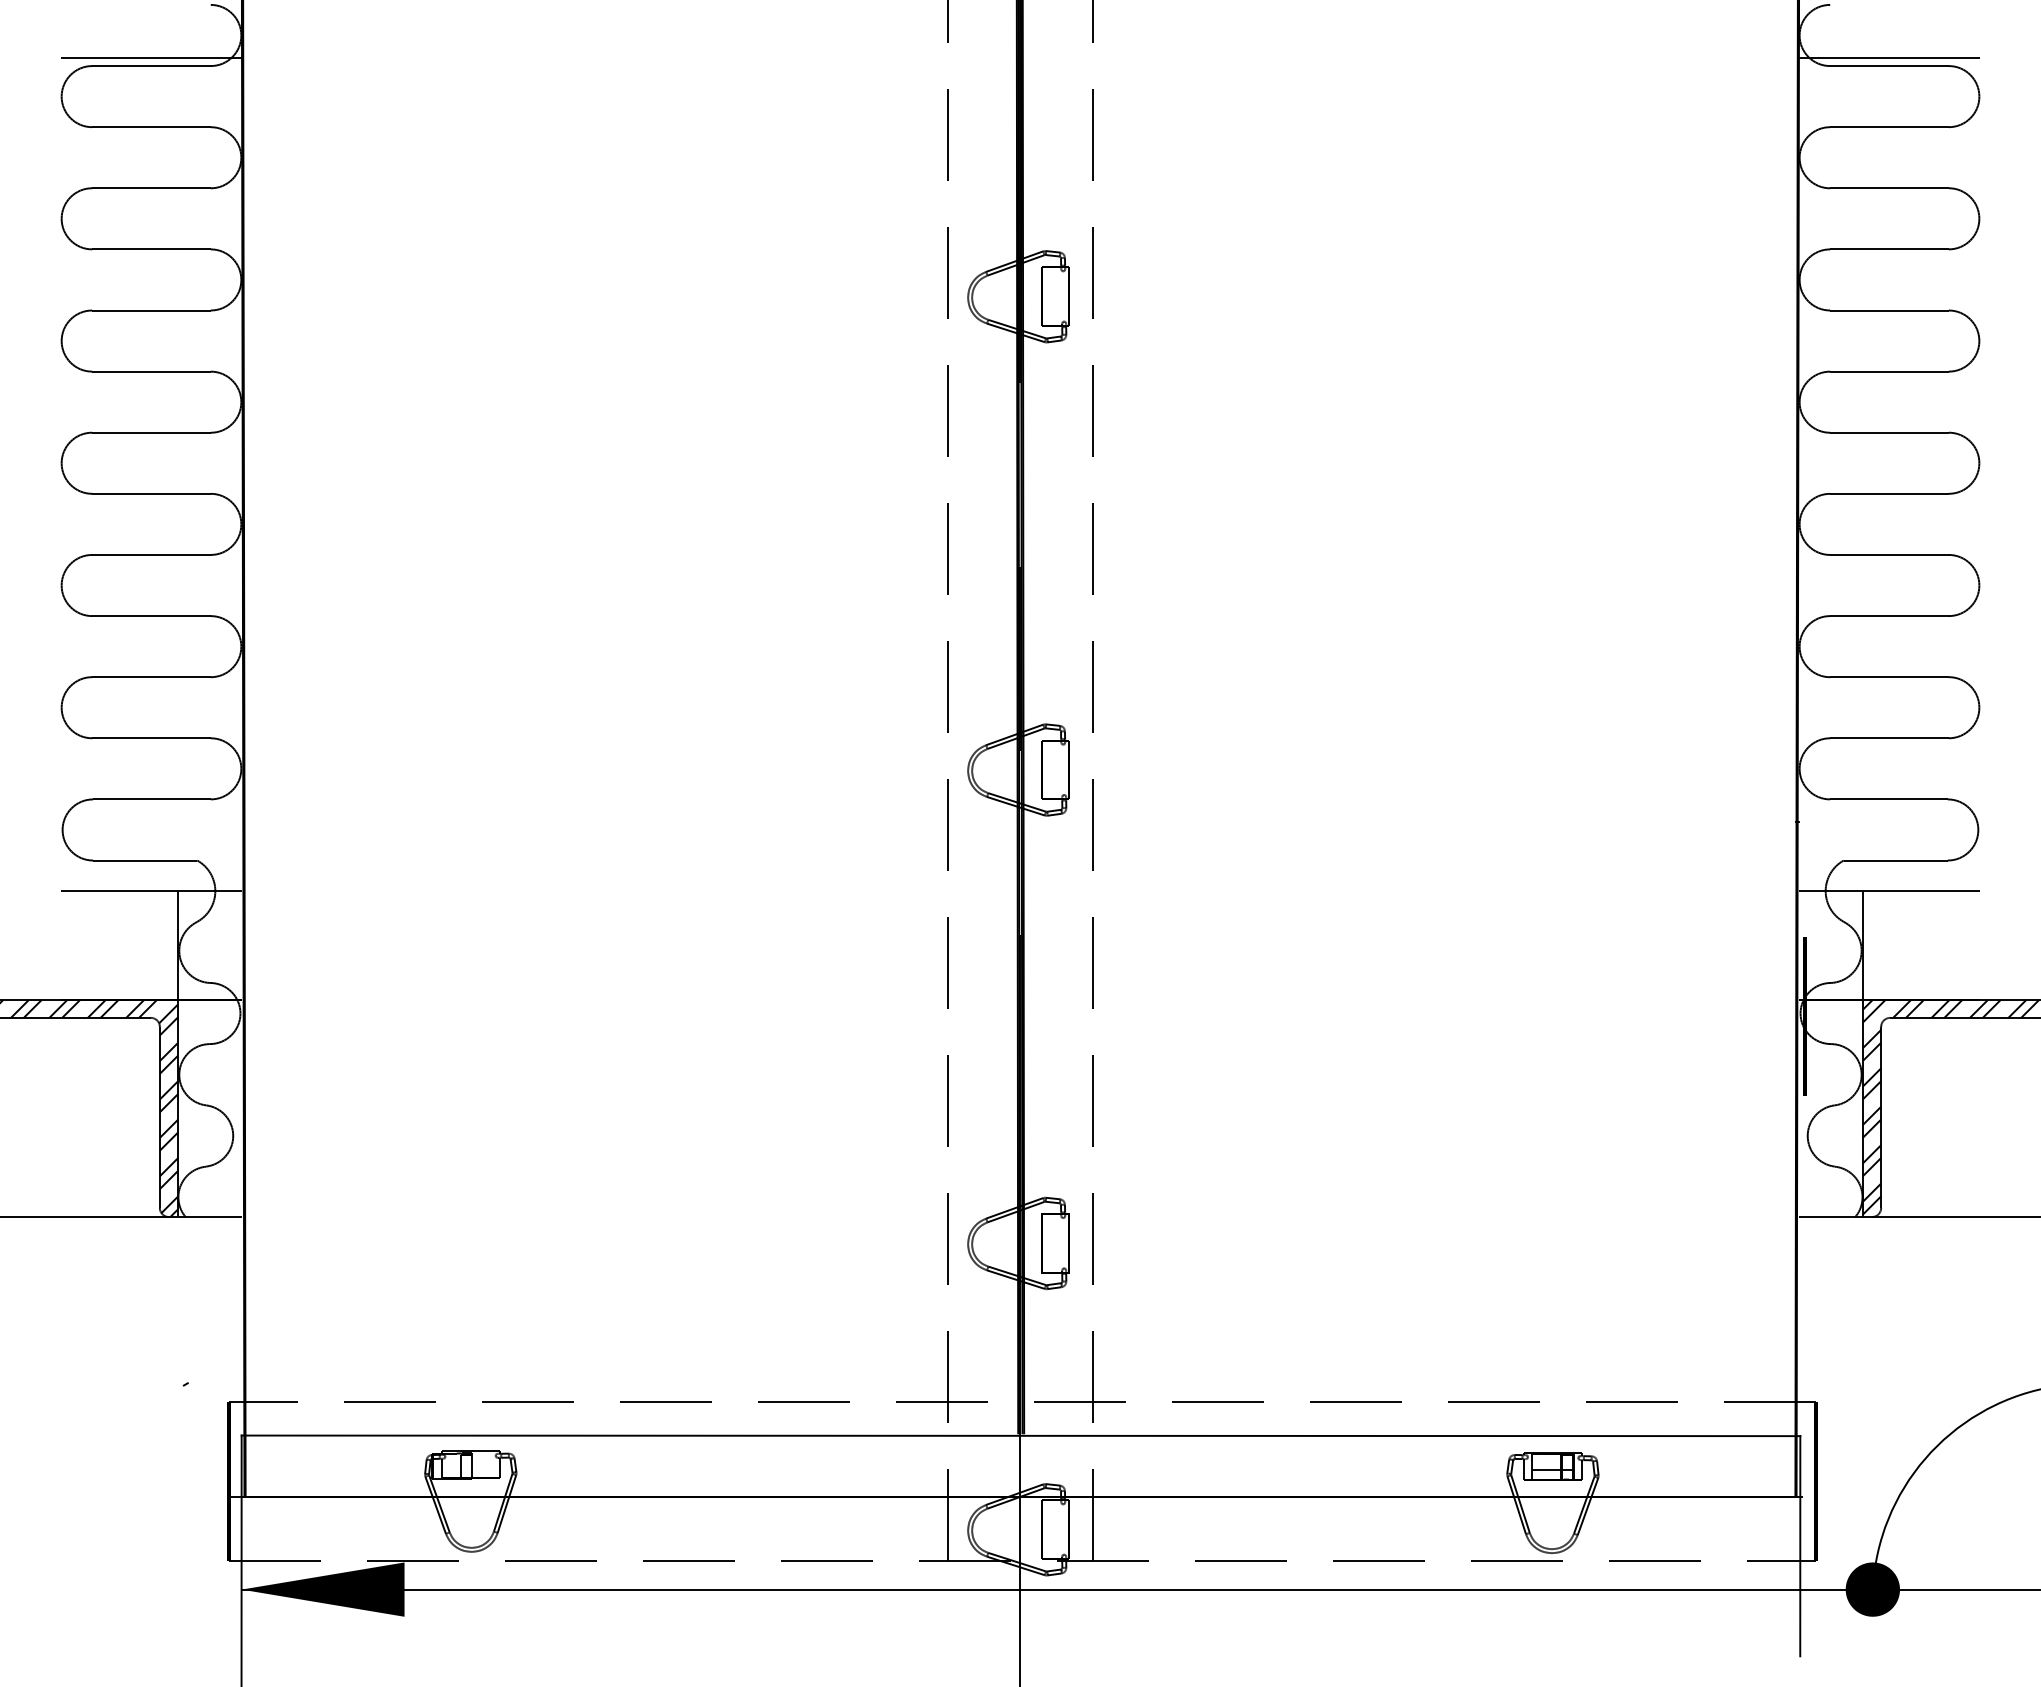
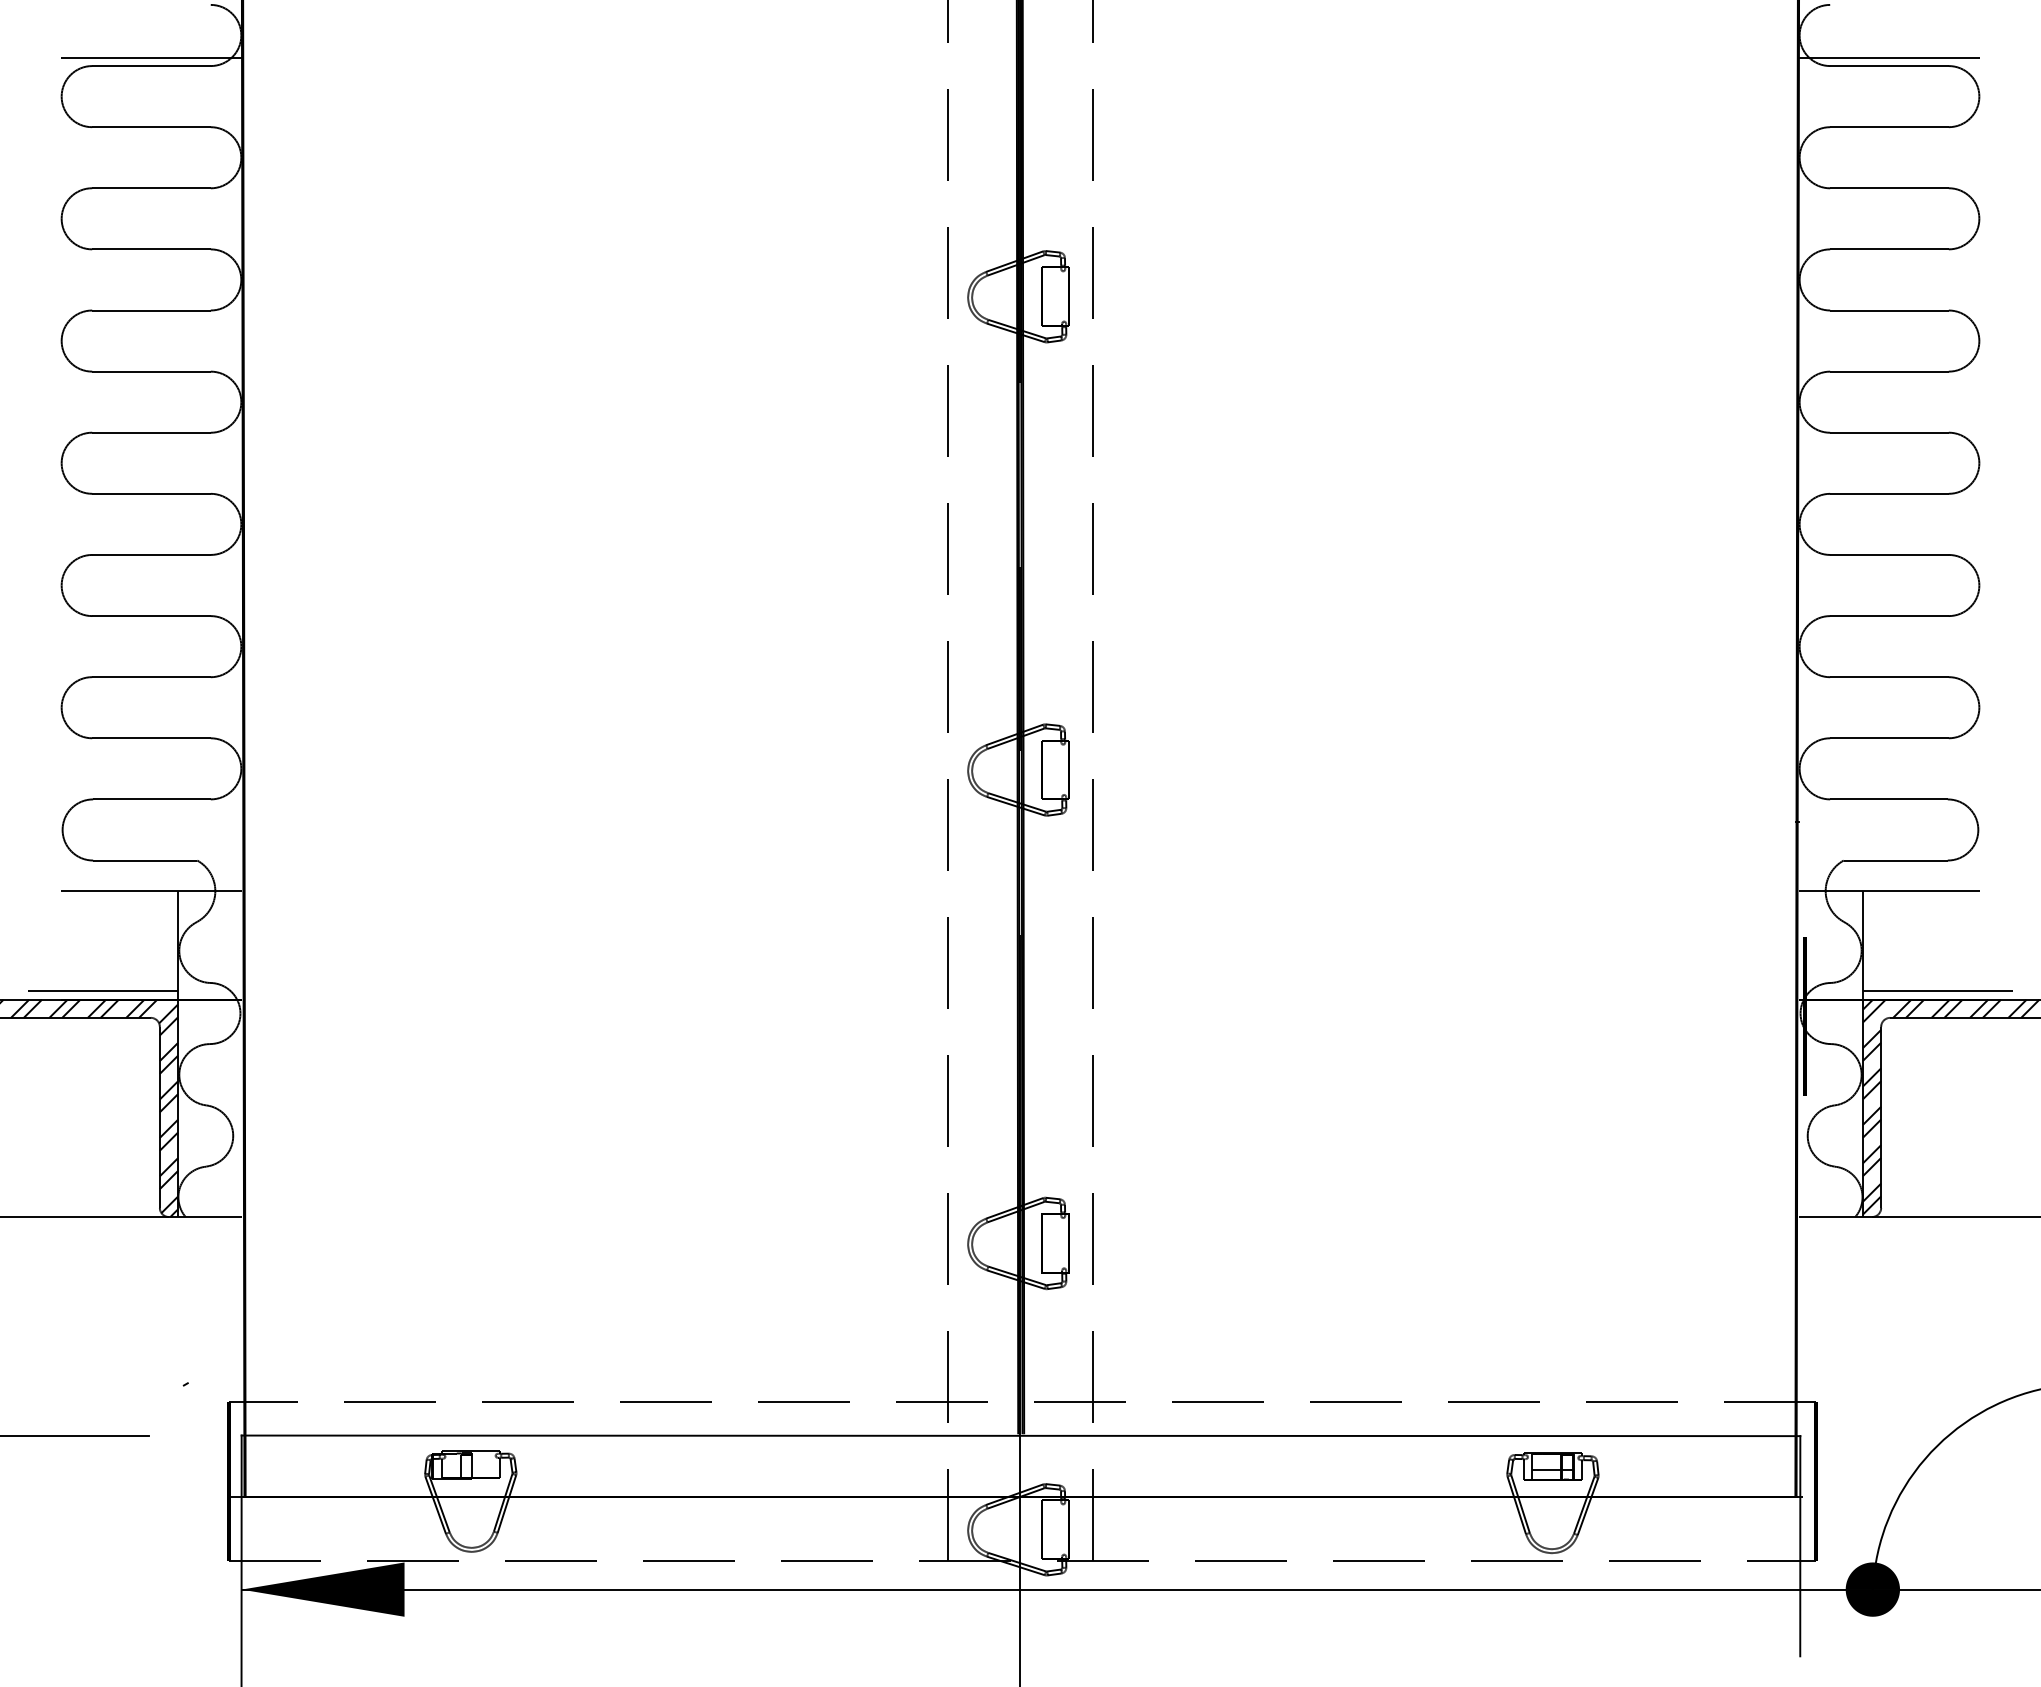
line: none -> present (102, 990)
line: none -> present (1937, 990)
line: none -> present (75, 1435)
